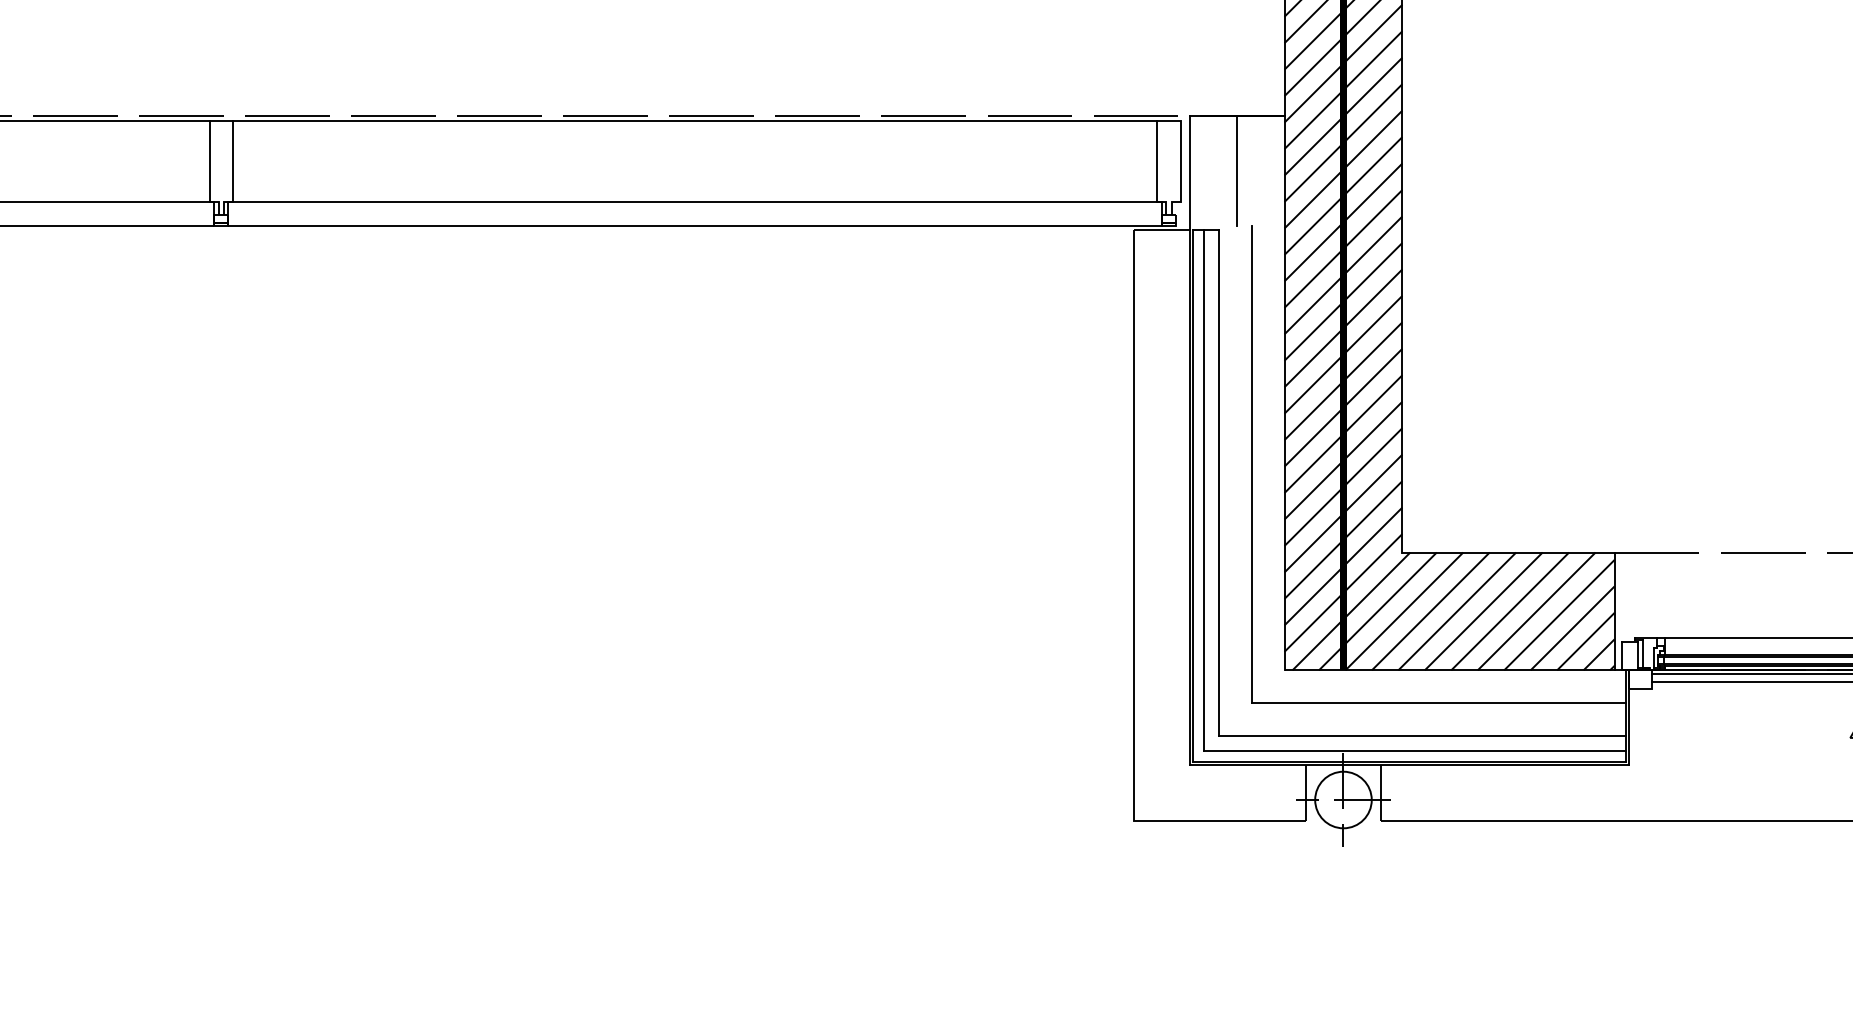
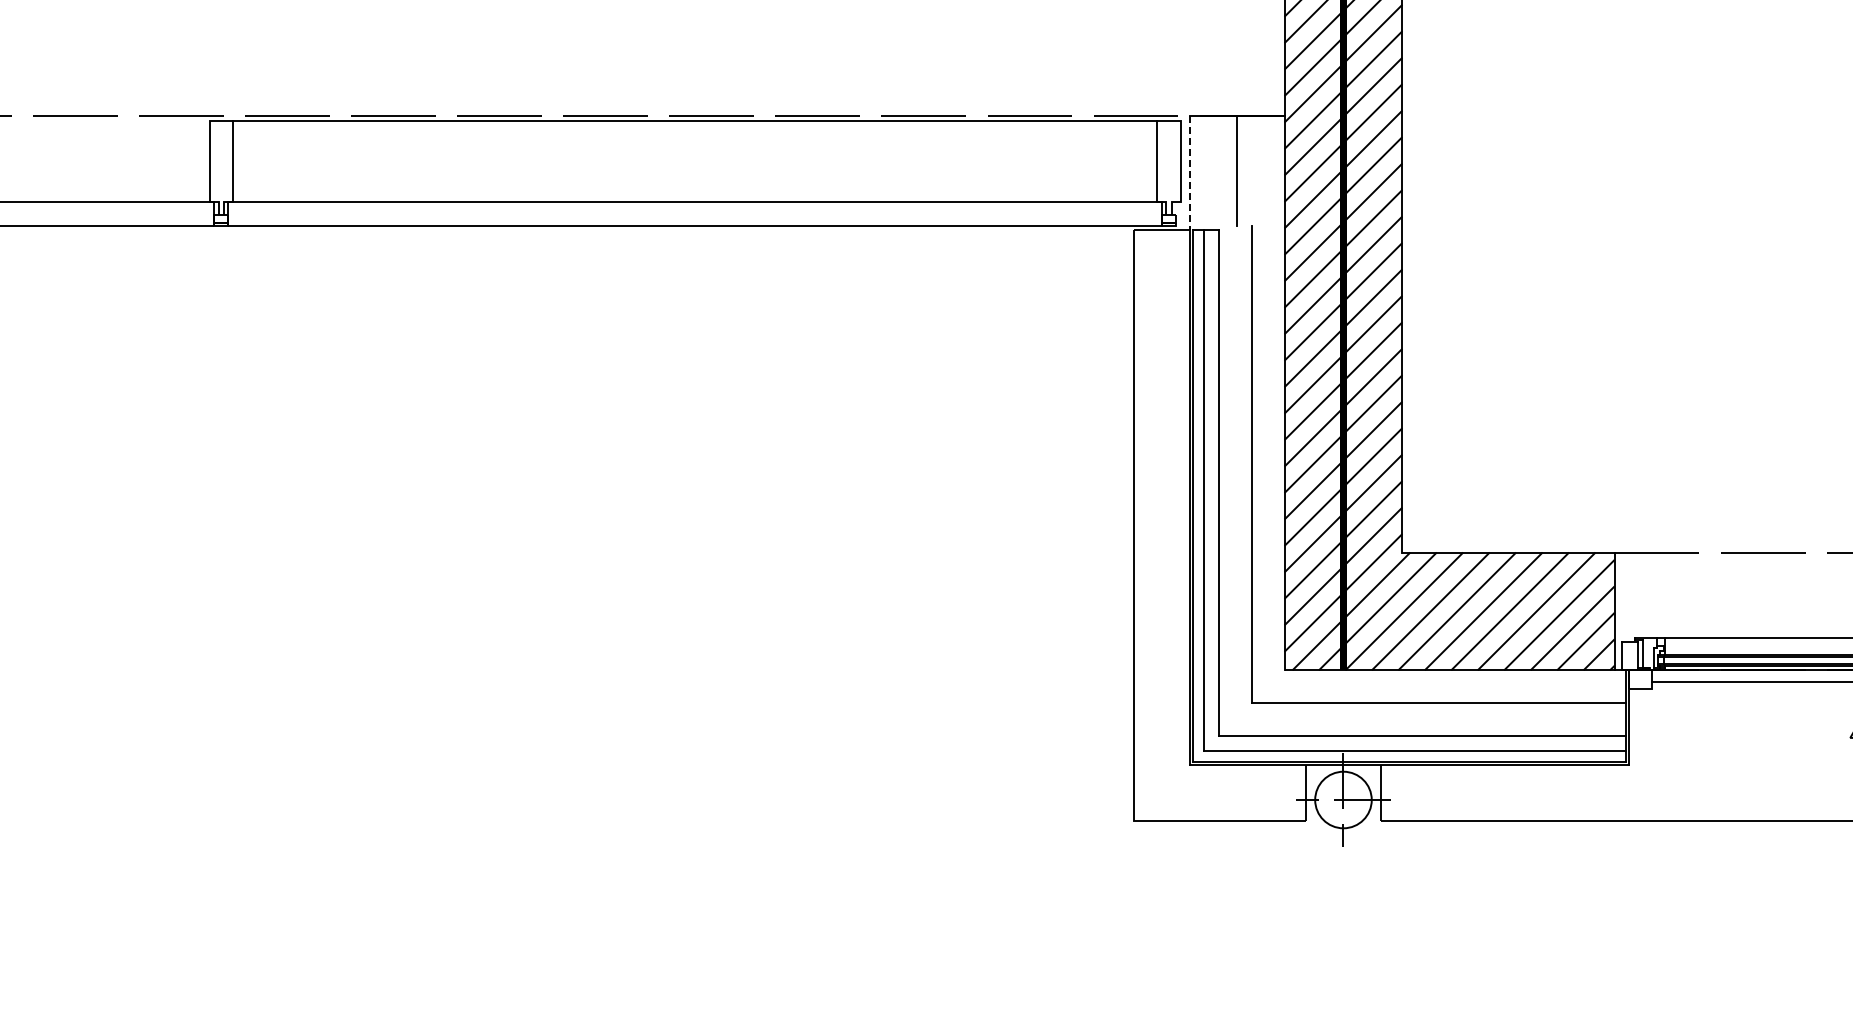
line: present -> none (105, 121)
line: solid -> dashed (1190, 173)
line: present -> none (1750, 674)
